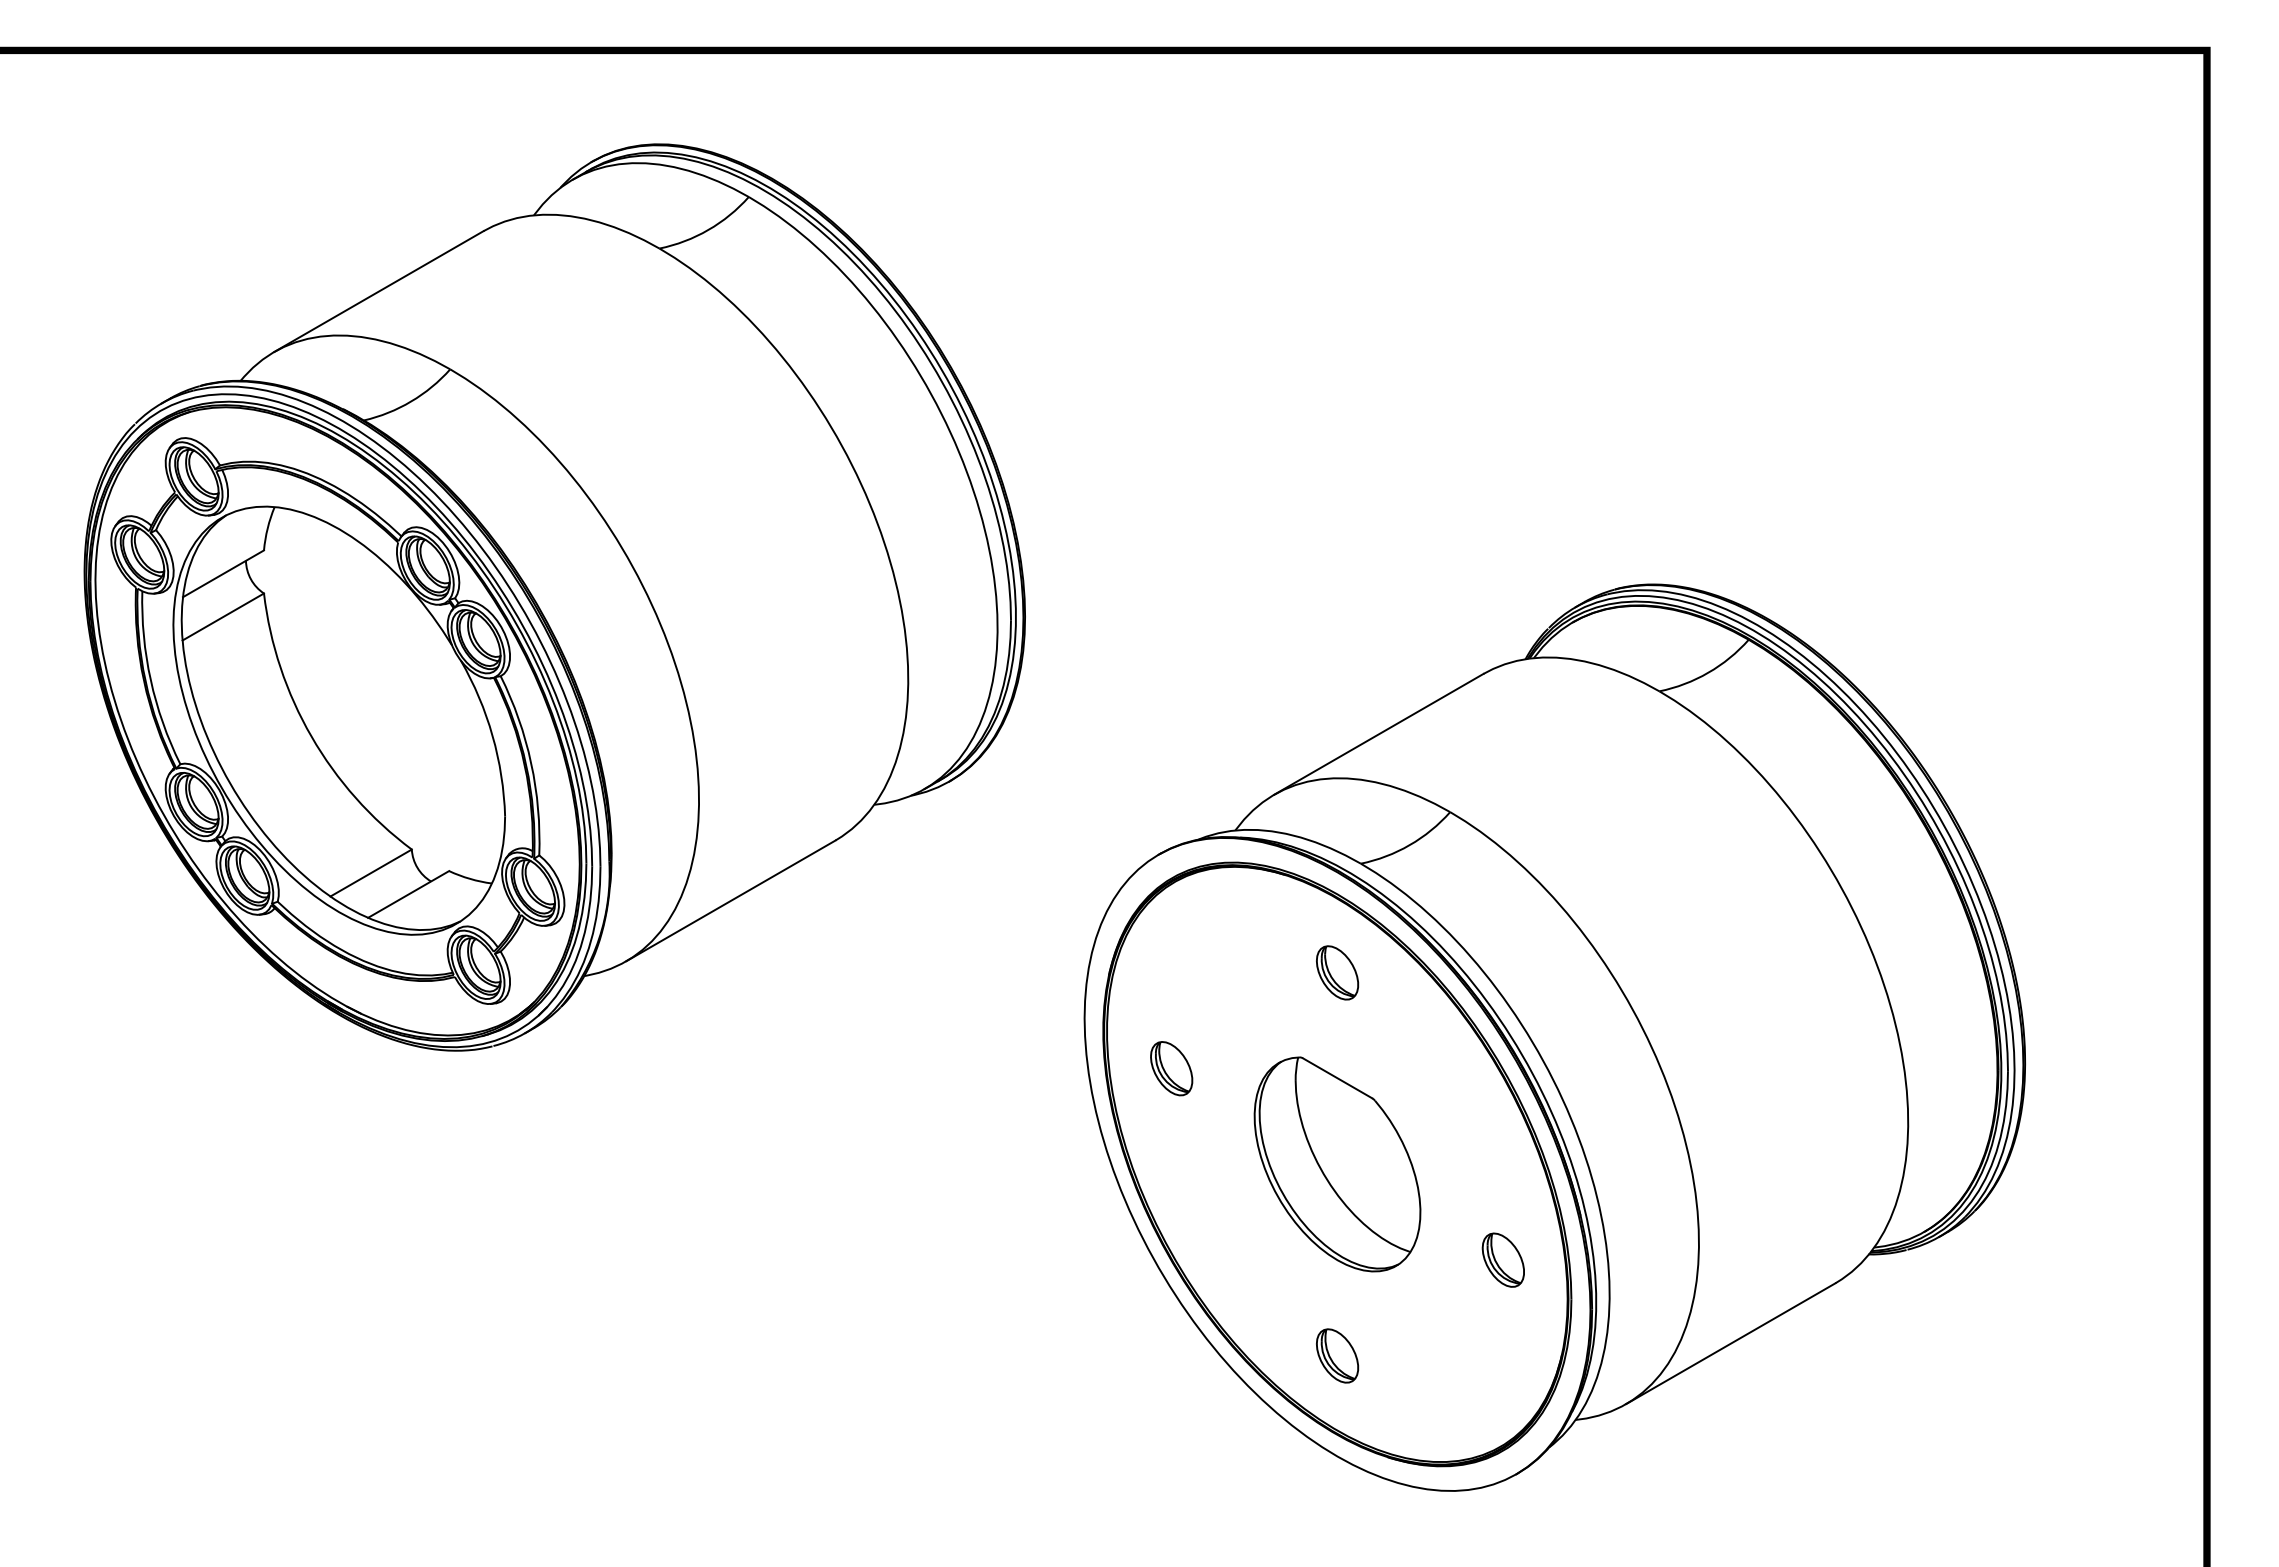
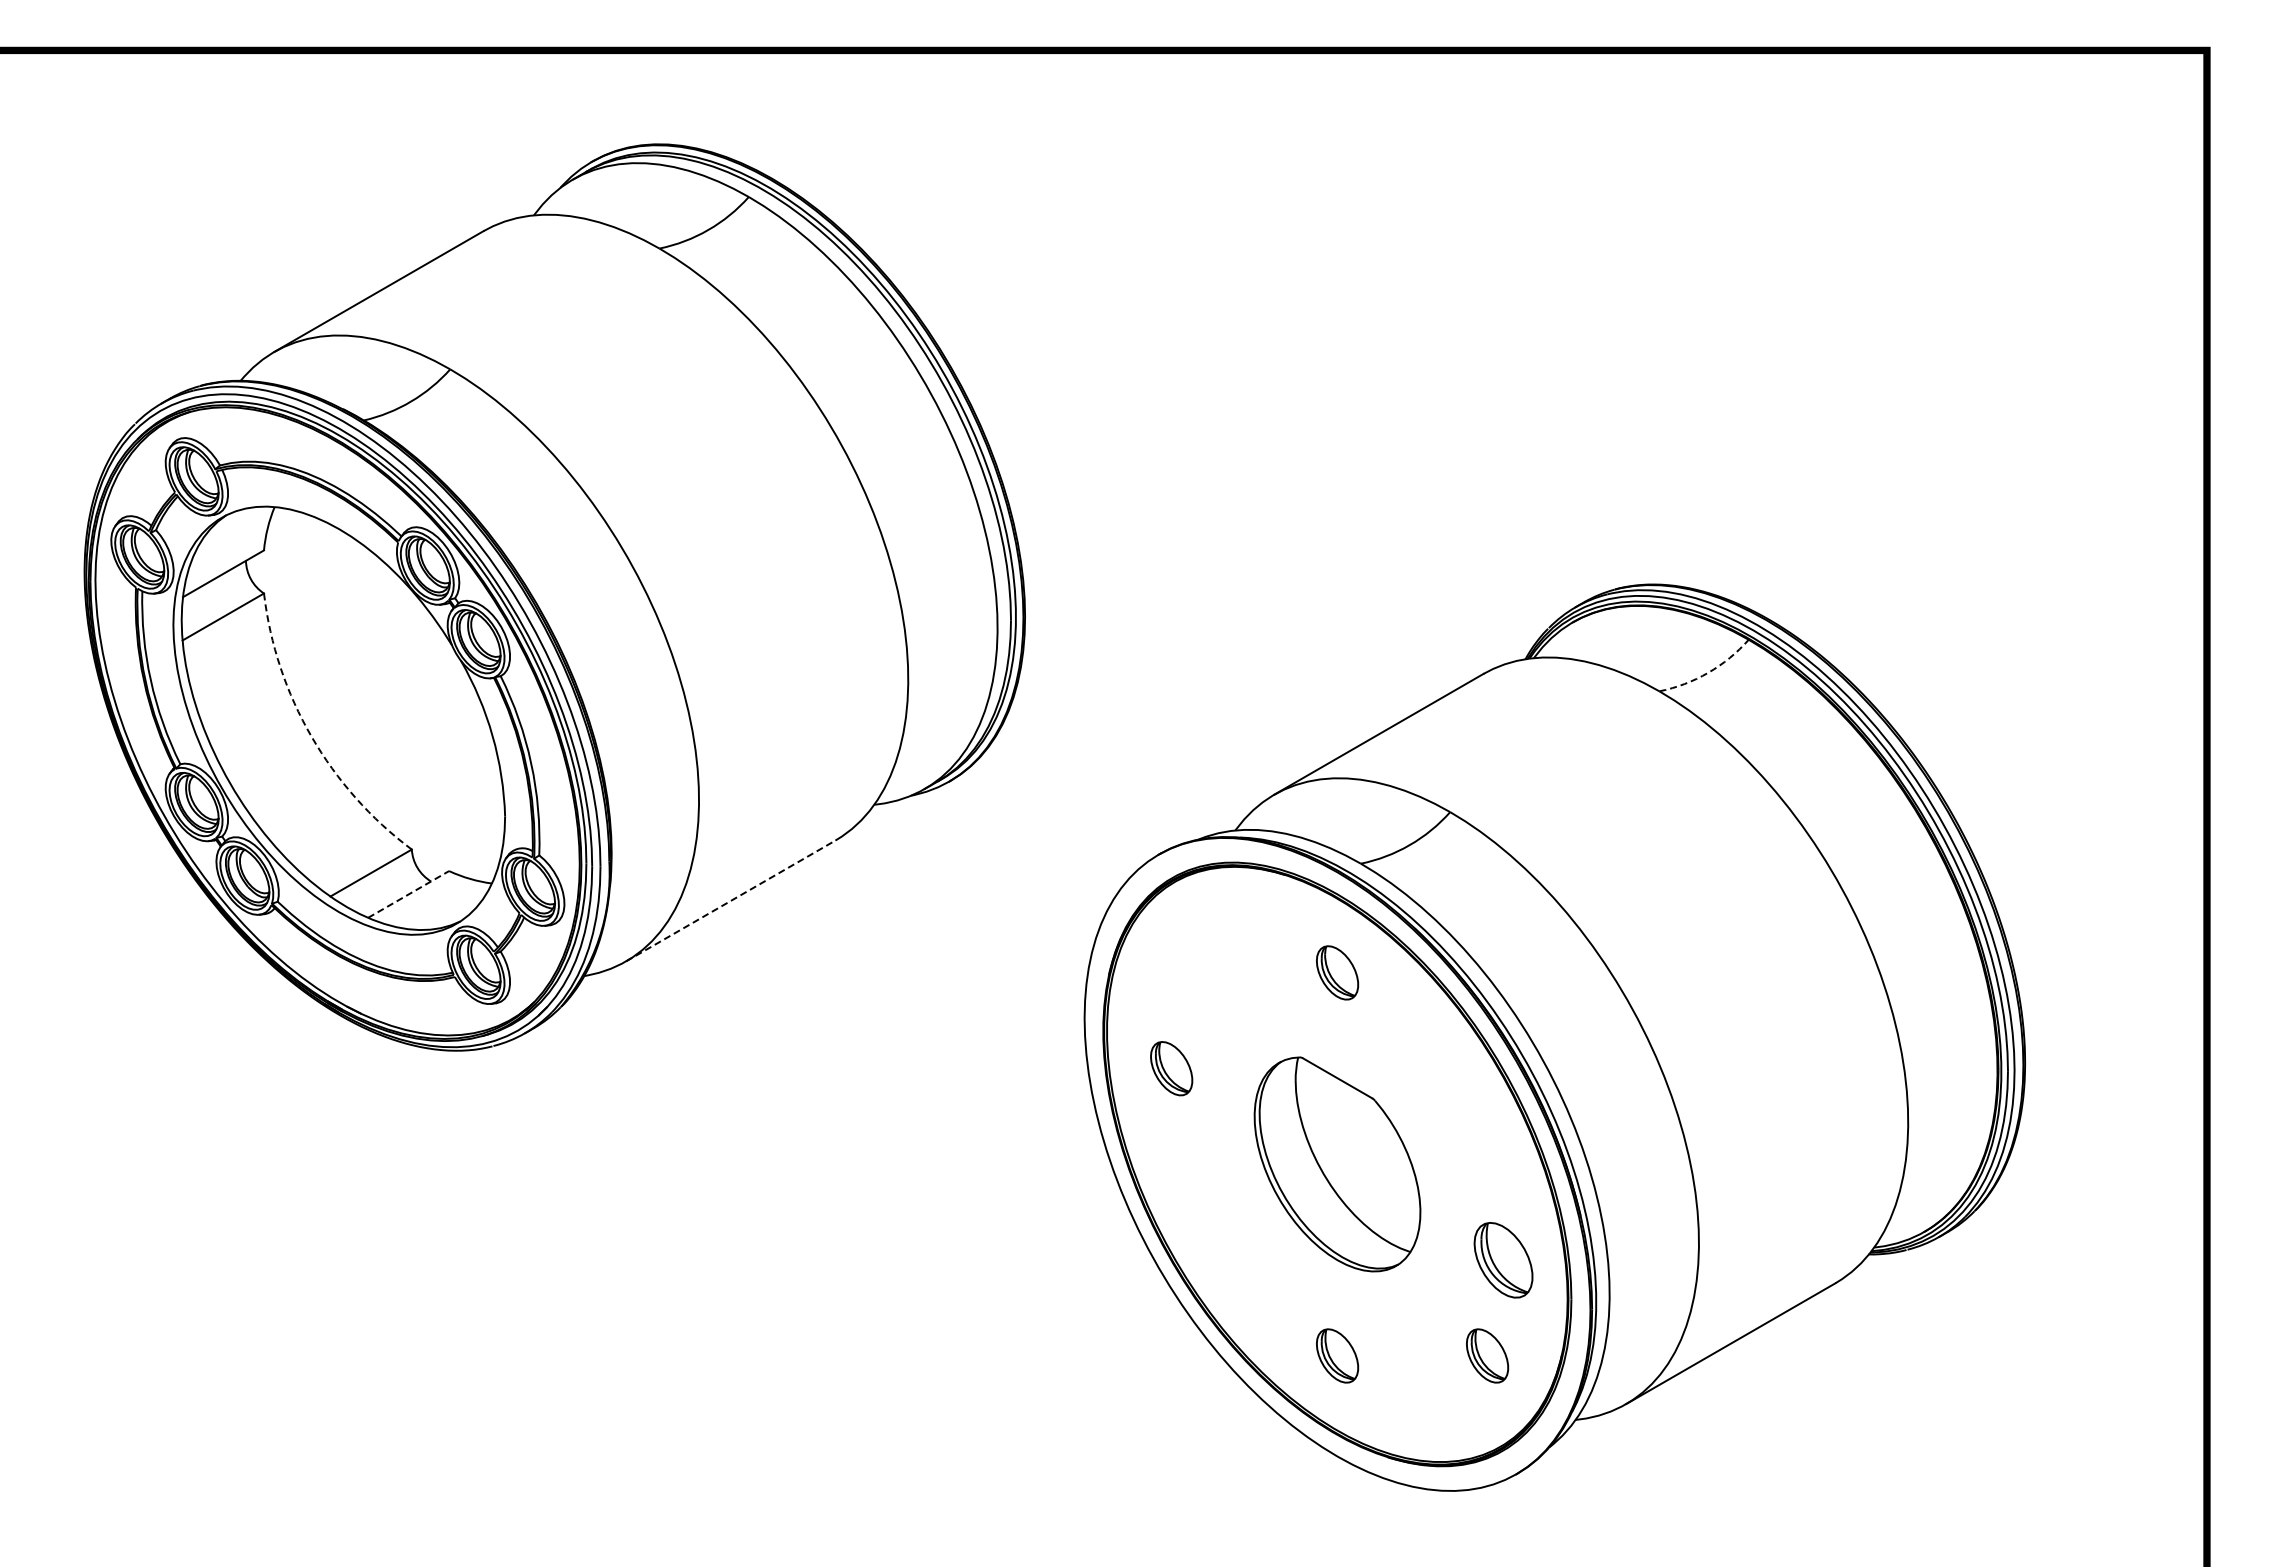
arc: solid -> dashed (1708, 672)
arc: solid -> dashed (311, 736)
line: solid -> dashed (408, 894)
line: solid -> dashed (730, 900)
part size: 44x56 px -> 61x77 px (1503, 1260)
part: none -> present (1487, 1355)
